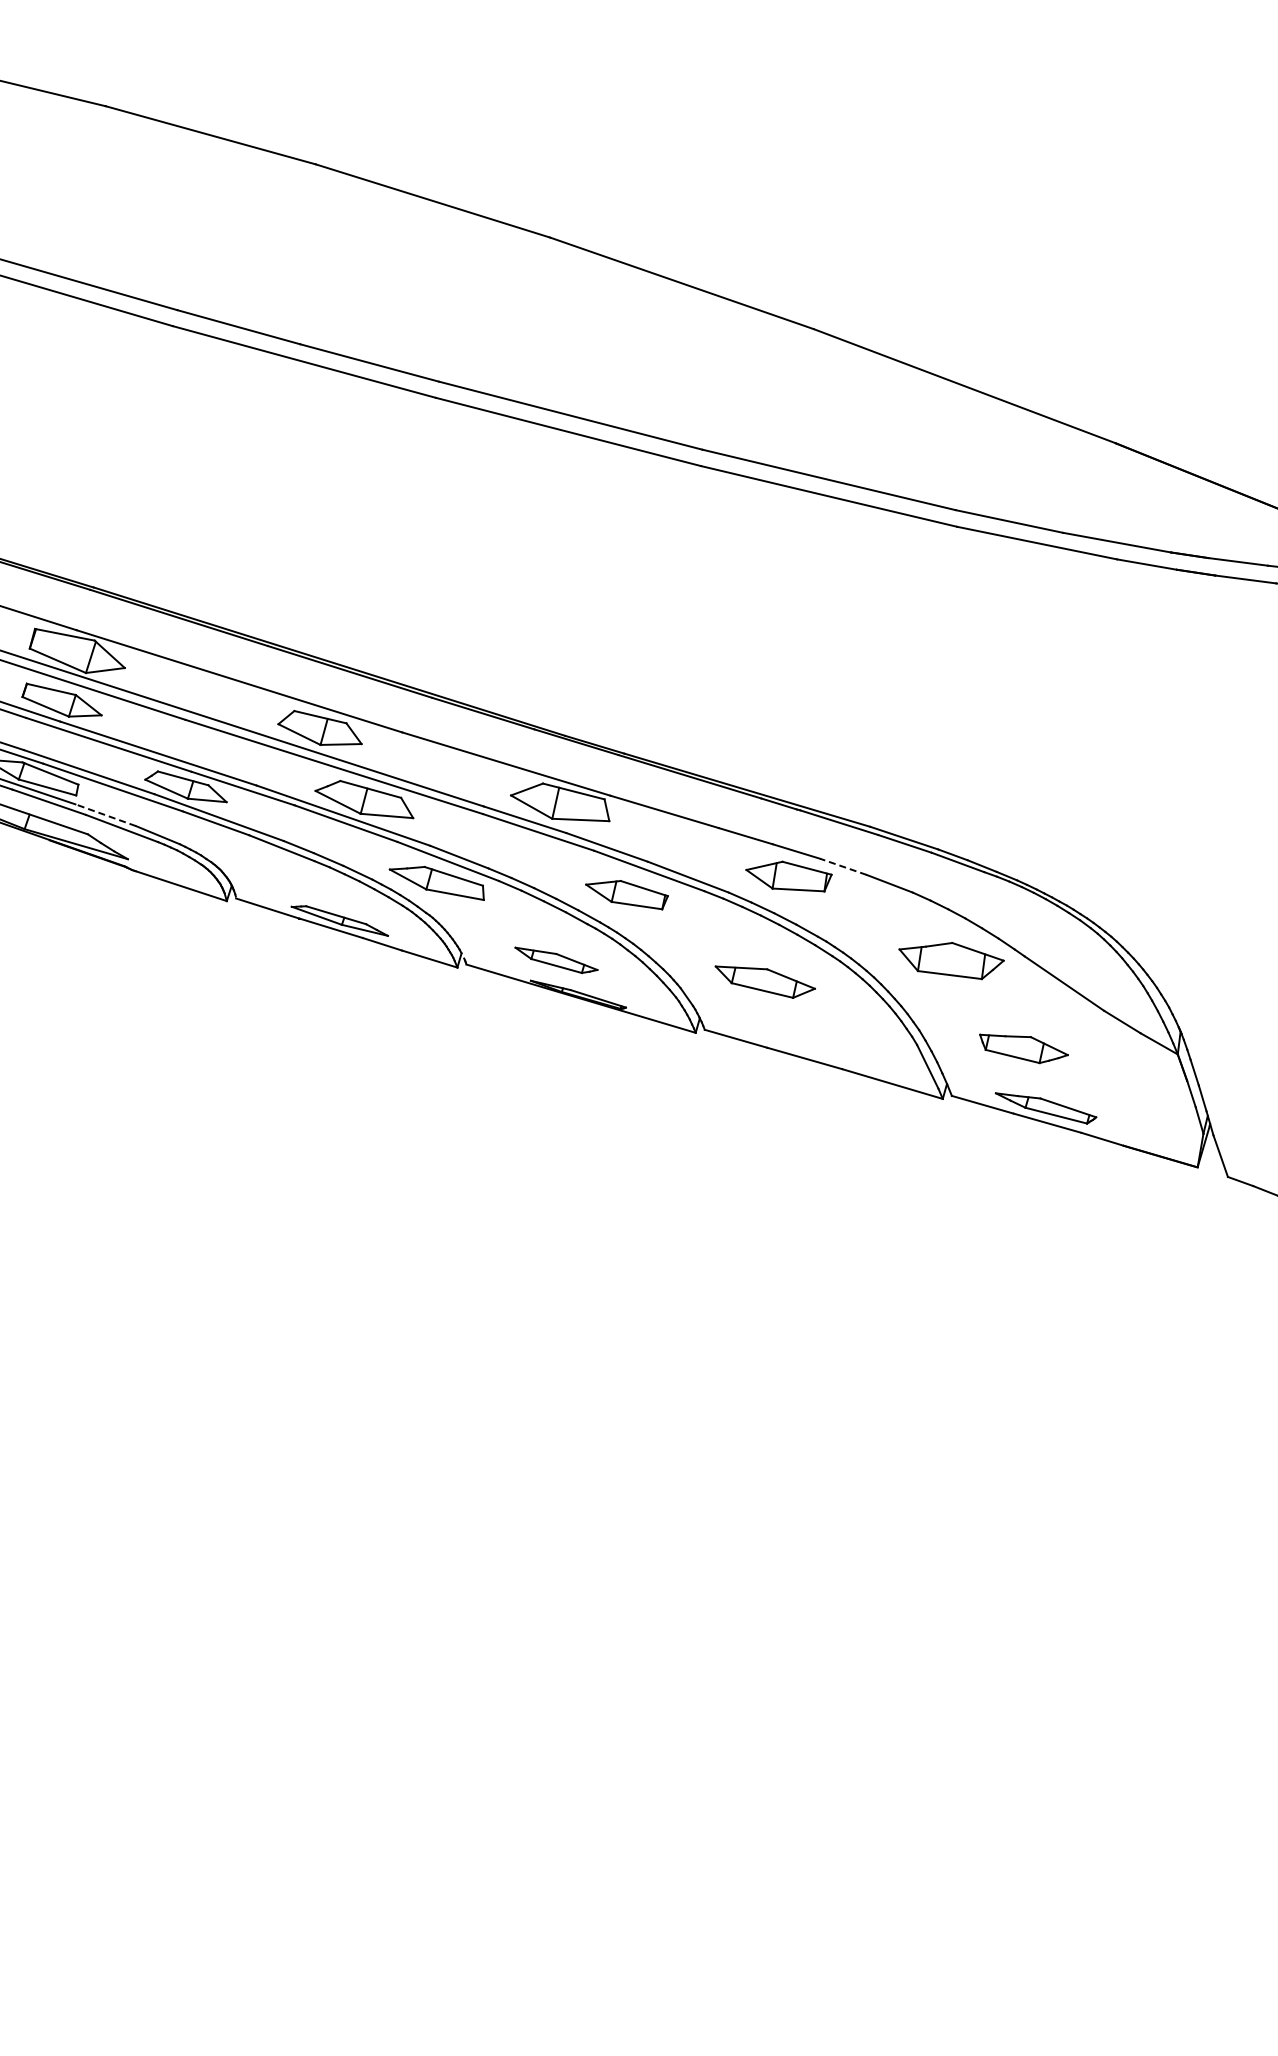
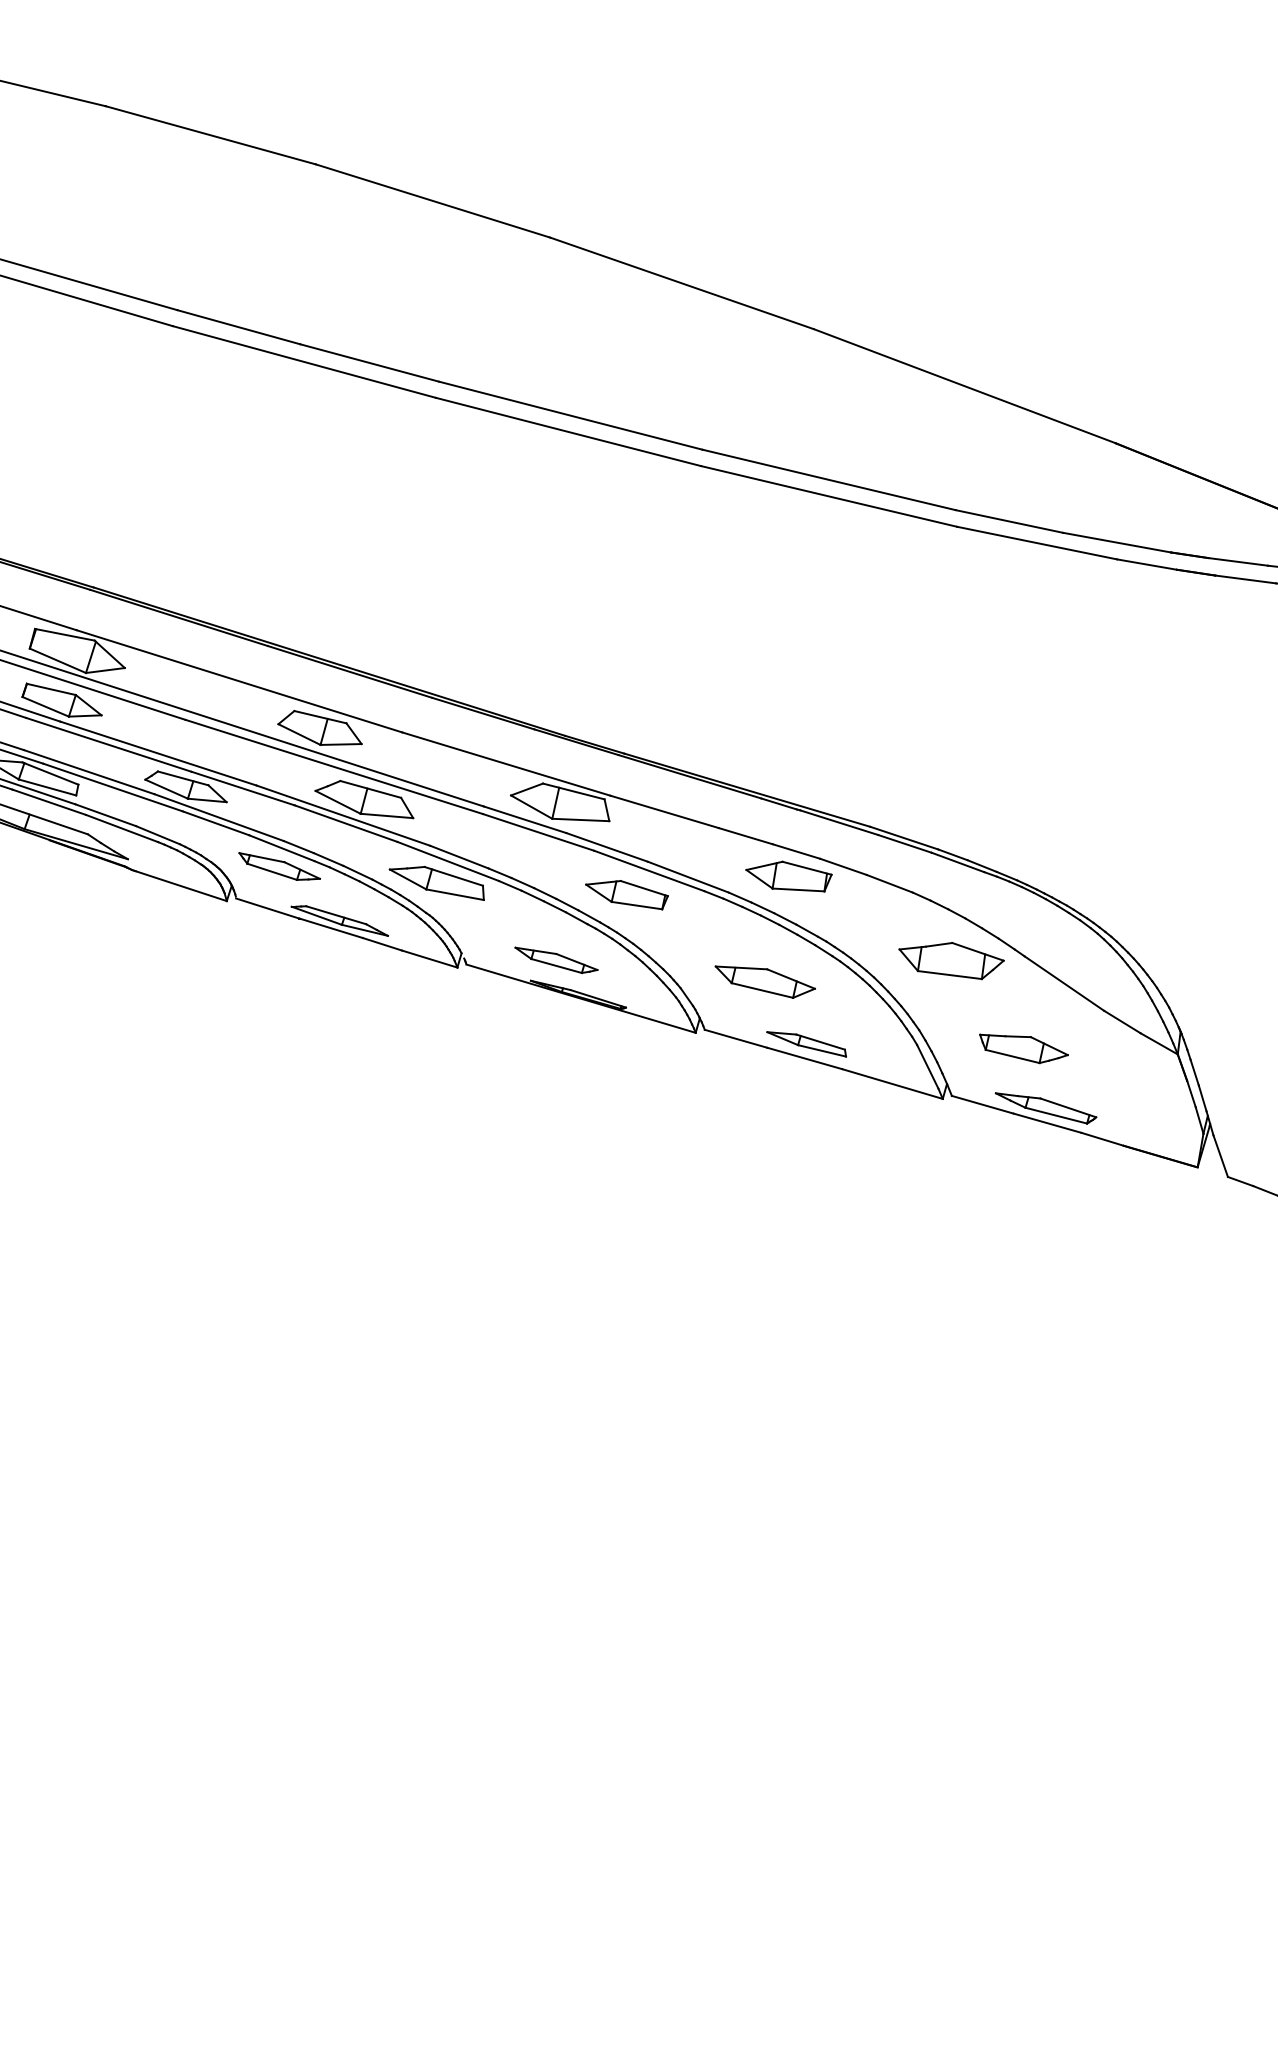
line: dashed -> solid (105, 815)
part: none -> present (279, 866)
line: dashed -> solid (843, 866)
part: none -> present (806, 1044)
